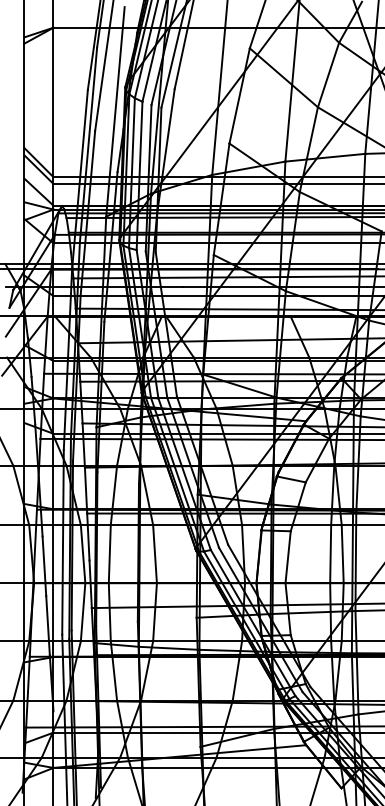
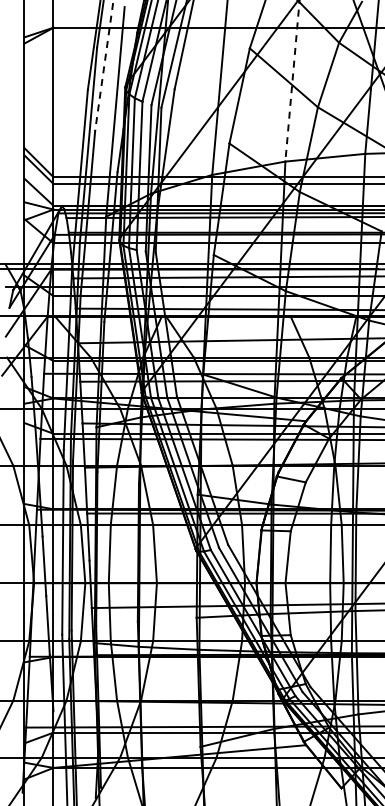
line: solid -> dashed (104, 65)
line: solid -> dashed (292, 81)
